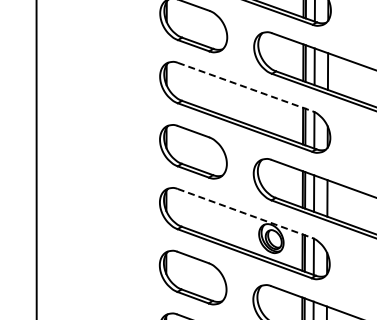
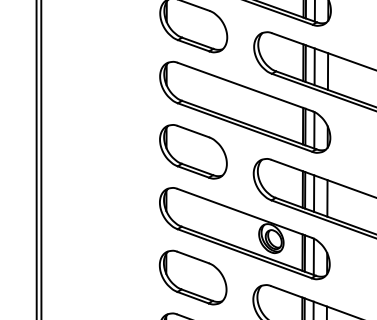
line: dashed -> solid (245, 87)
line: none -> present (41, 159)
line: dashed -> solid (245, 213)
